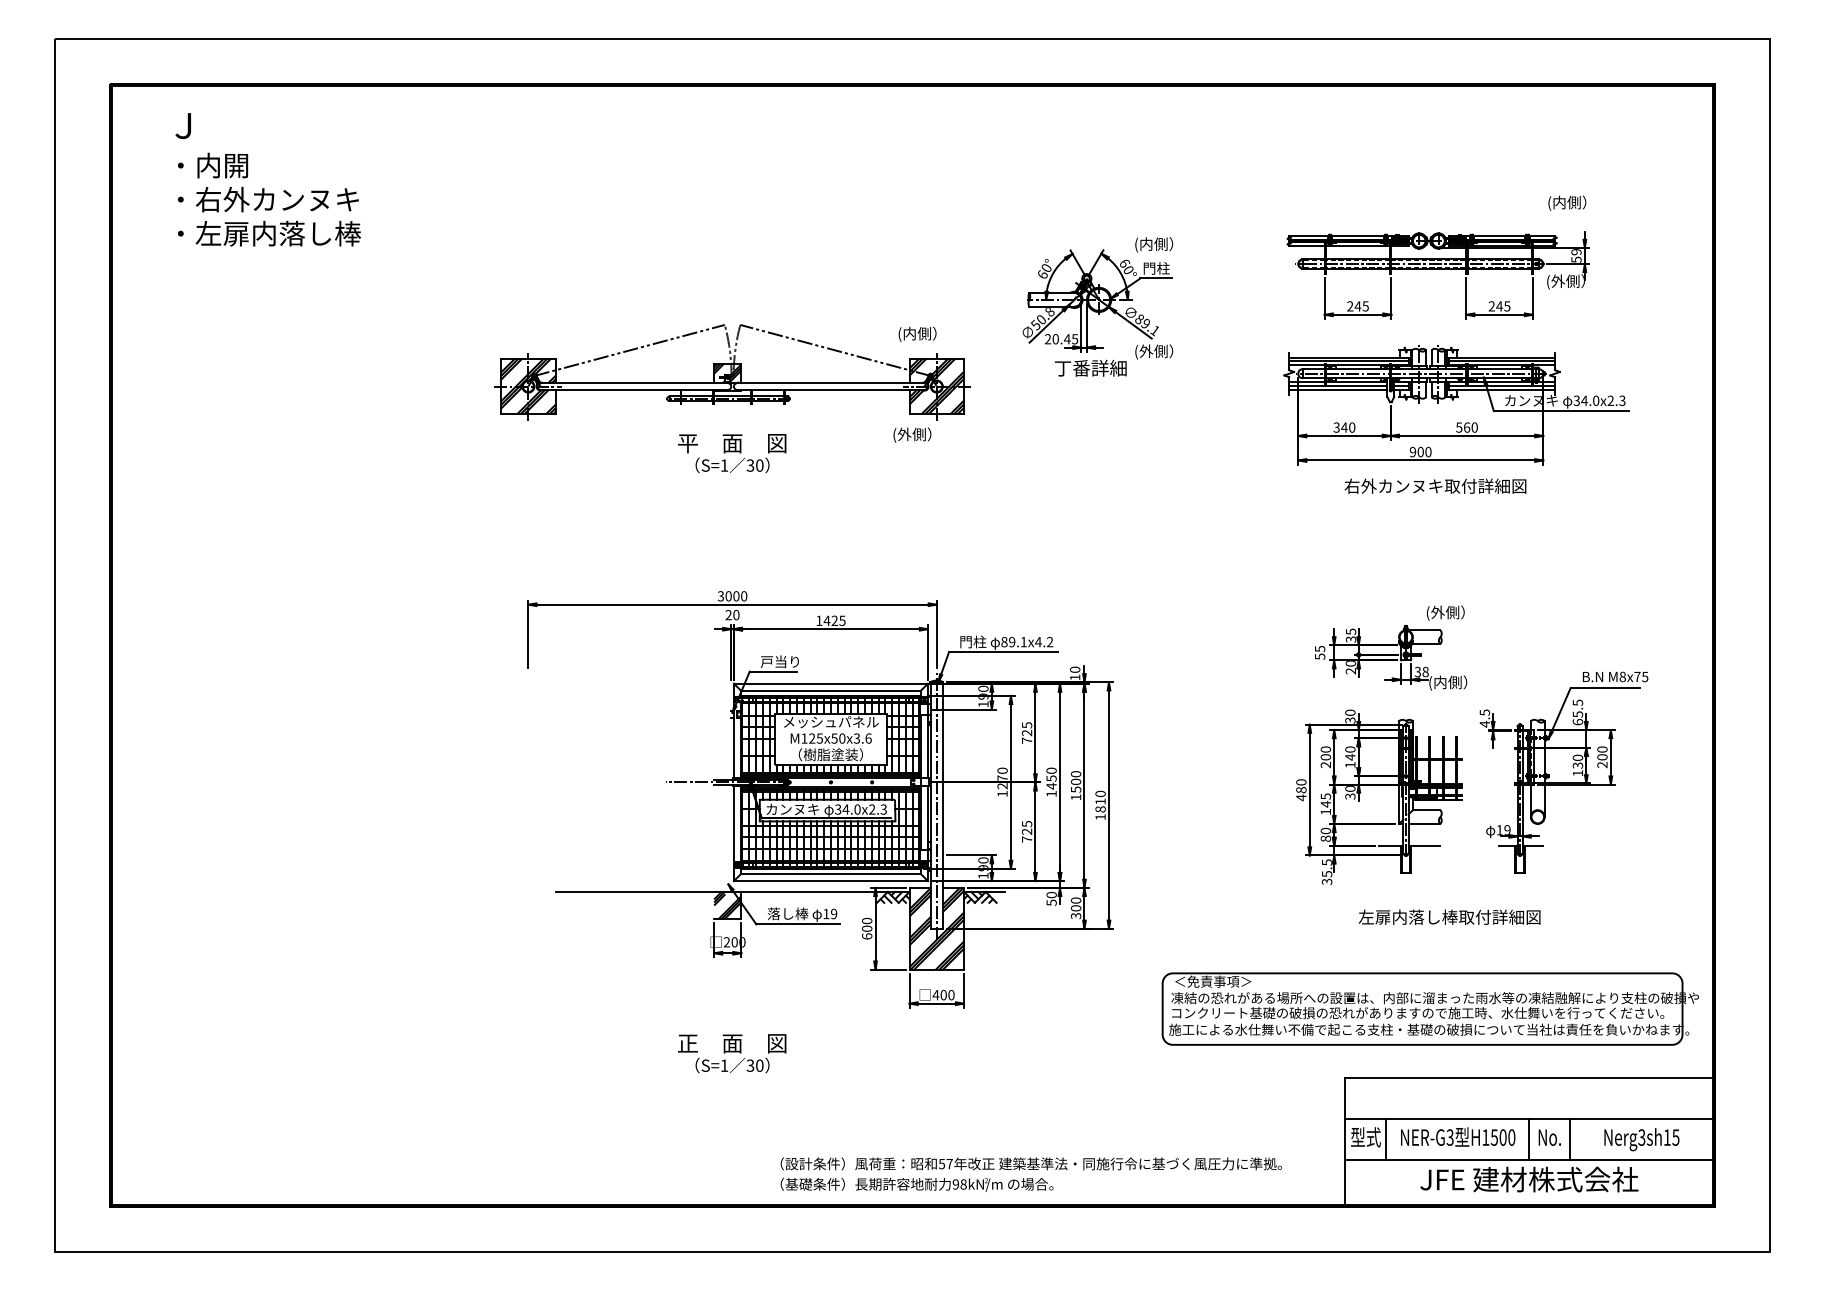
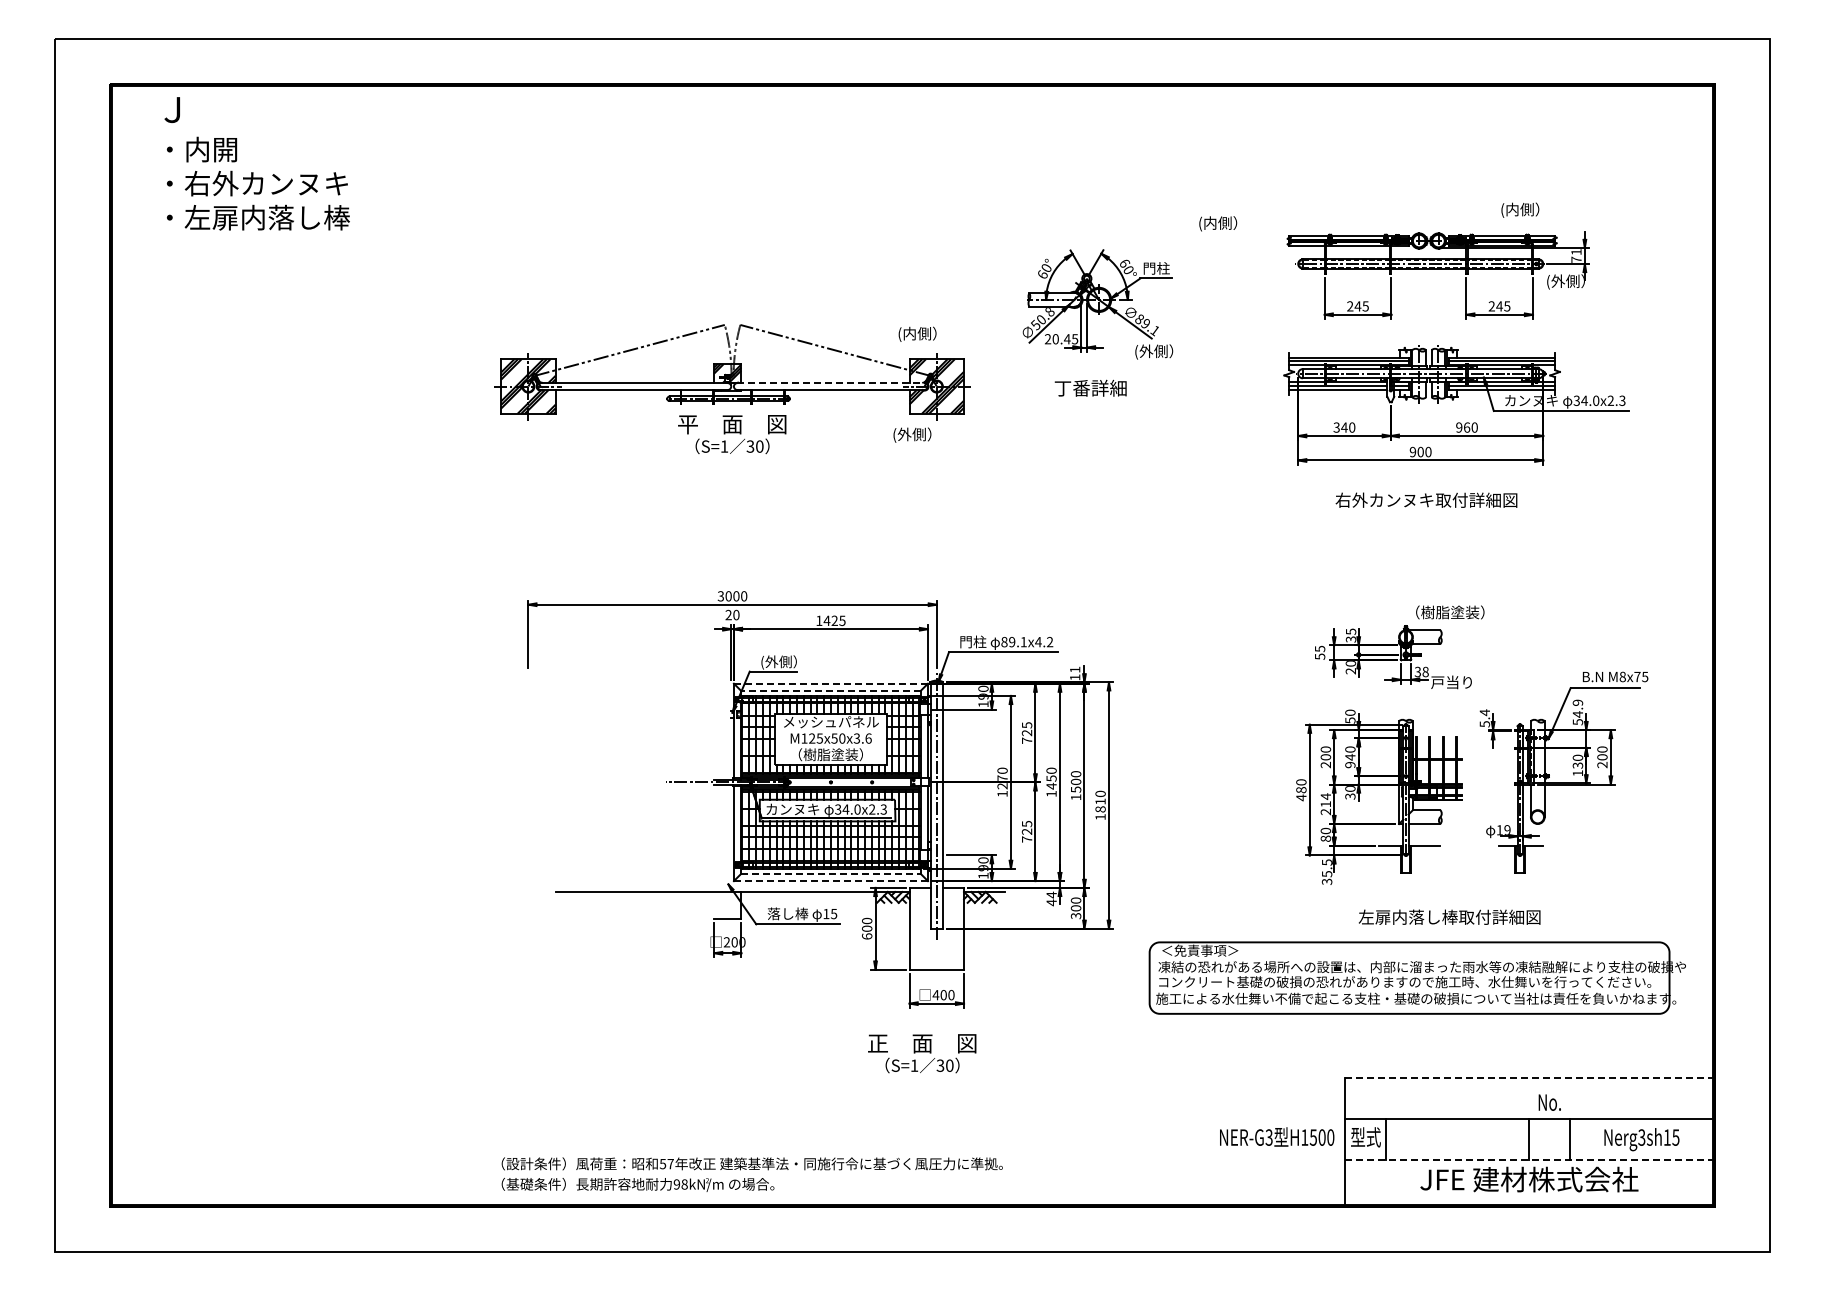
text position: (267, 179) -> (256, 163) (256, 163)
text position: (1567, 202) -> (1520, 209) (1520, 209)
text position: (1154, 244) -> (1218, 223) (1218, 223)
text: 59 -> 71 (1576, 255)
text position: (1090, 367) -> (1090, 387) (1090, 387)
line: solid -> dashed (830, 383)
text: 560 -> 960 (1459, 427)
text position: (732, 453) -> (732, 434) (732, 434)
text position: (1435, 485) -> (1426, 499) (1426, 499)
text: (外側） -> （樹脂塗装） (1450, 612)
text: 戸当り -> (外側） (779, 662)
text: 10 -> 11 (1075, 669)
text: (内側） -> 戸当り (1450, 682)
line: solid -> dashed (830, 683)
line: solid -> dashed (830, 690)
text: 65.5 -> 54.9 (1577, 712)
text: 4.5 -> 5.4 (1484, 718)
text: 30 -> 50 (1349, 720)
text: 140 -> 940 (1350, 765)
text: 145 -> 214 (1325, 804)
line: solid -> dashed (831, 874)
line: solid -> dashed (831, 881)
text: 50 -> 44 (1051, 898)
hatch: present -> none (727, 905)
text: 19 -> 15 (834, 913)
hatch: present -> none (936, 928)
part position: (1429, 1008) -> (1416, 977) (1416, 977)
text position: (732, 1053) -> (922, 1053) (922, 1053)
line: solid -> dashed (1529, 1078)
text position: (1458, 1136) -> (1277, 1136) (1277, 1136)
text position: (1549, 1137) -> (1549, 1102) (1549, 1102)
line: solid -> dashed (1529, 1160)
text position: (1030, 1174) -> (751, 1174) (751, 1174)
